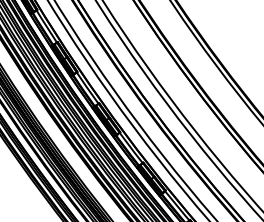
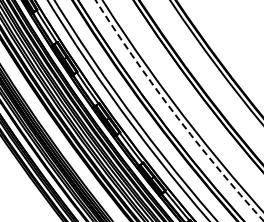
arc: solid -> dashed (174, 113)
